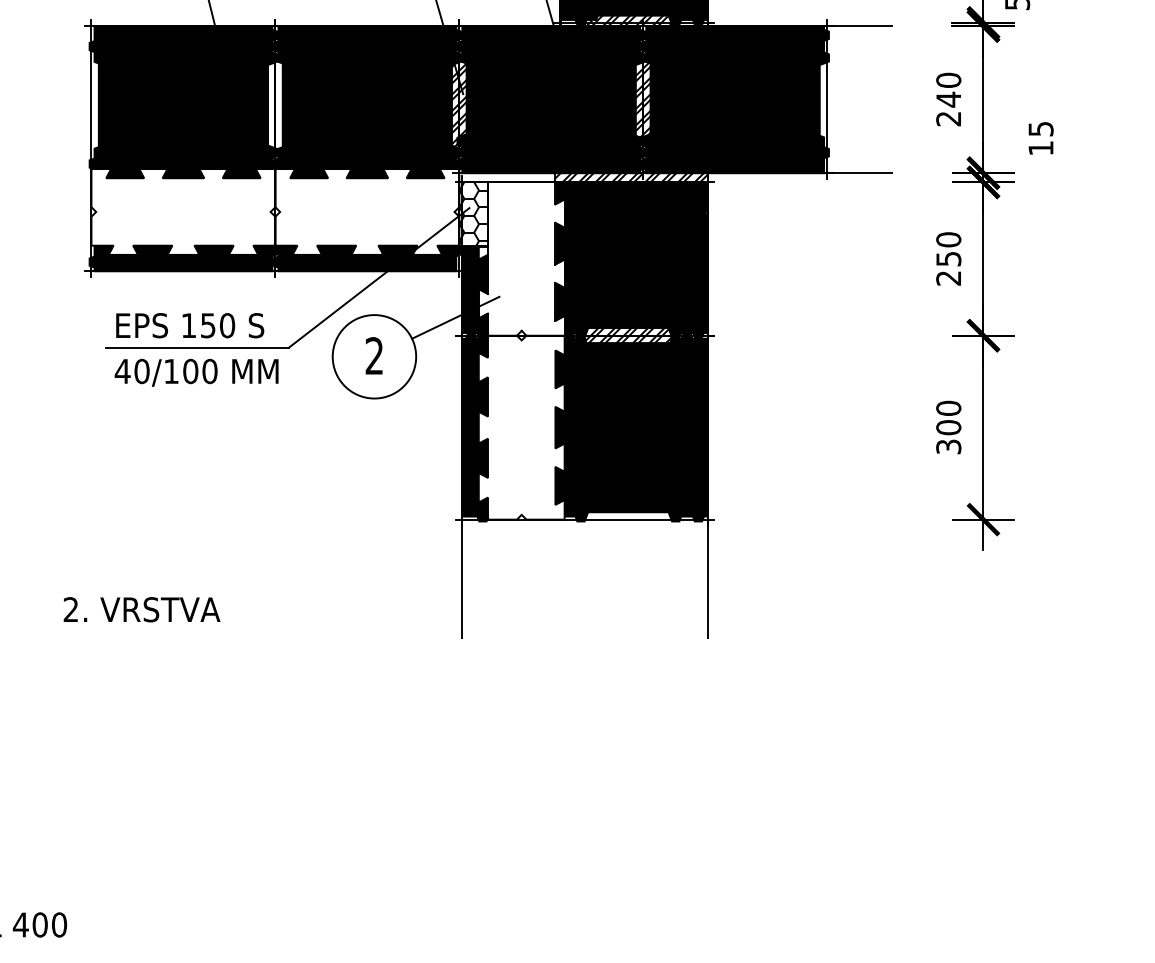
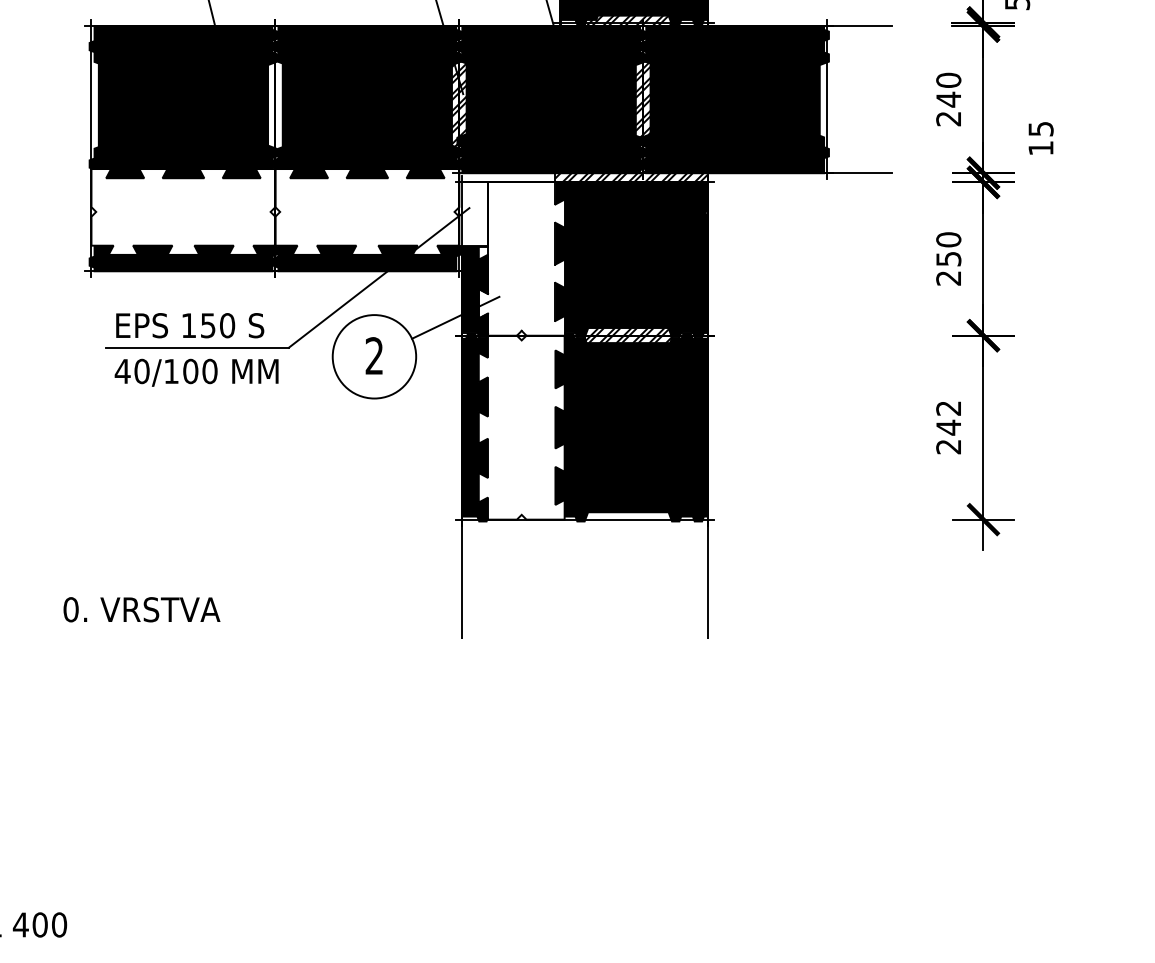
hatch: present -> none (473, 213)
text: 300 -> 242 (948, 427)
text: 2. -> 0. (70, 609)
